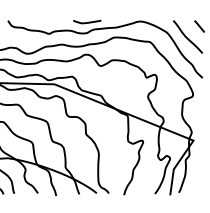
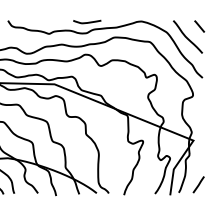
line: none -> present (198, 184)
